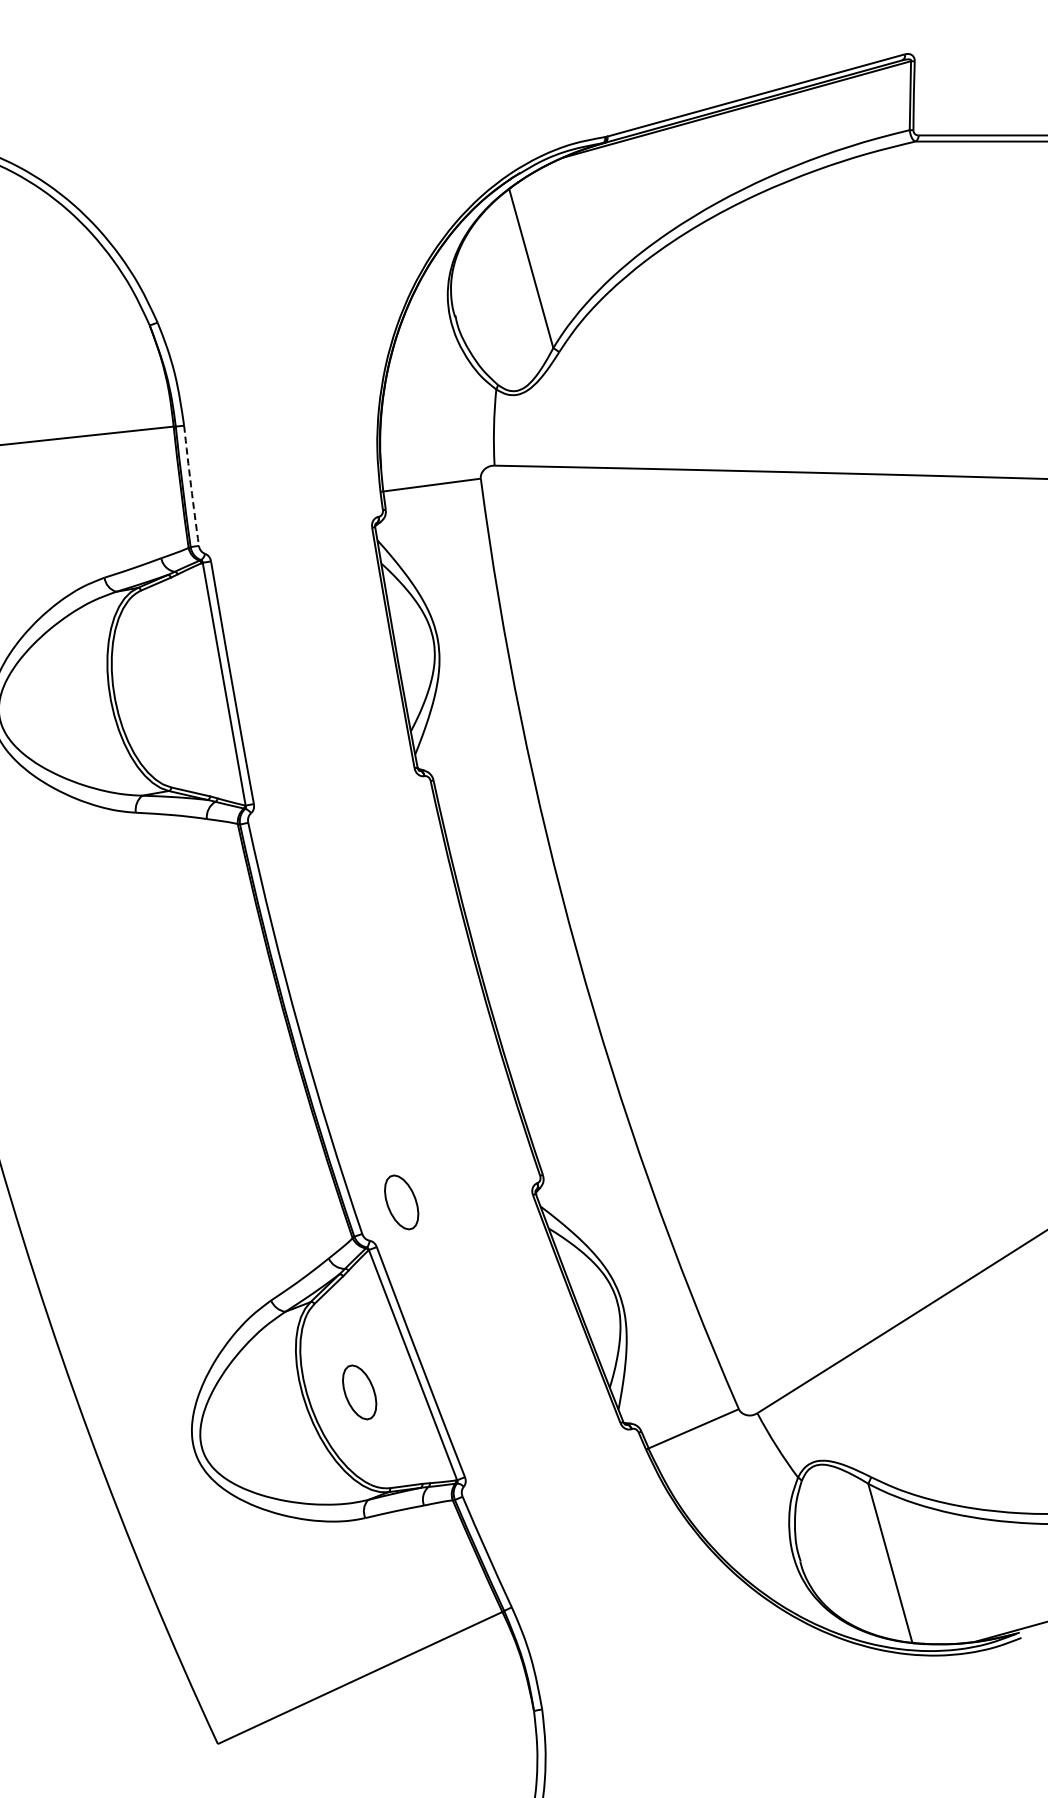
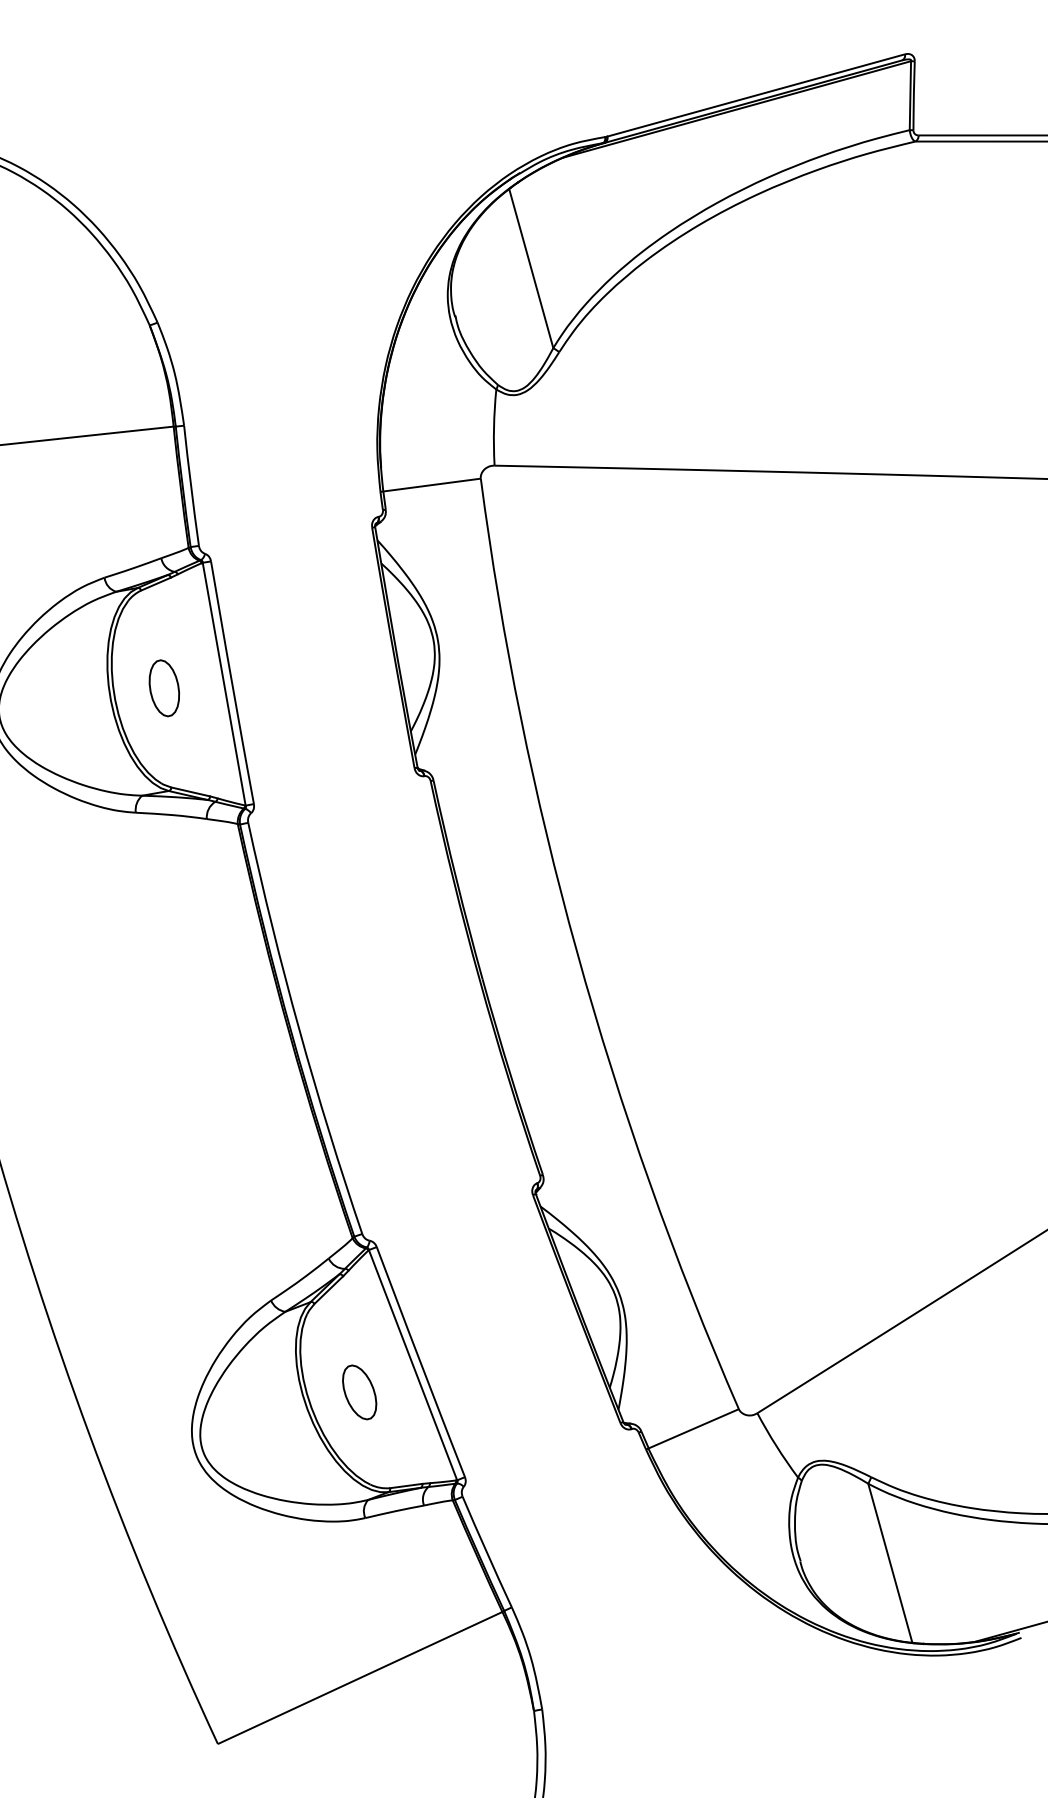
arc: dashed -> solid (191, 485)
part: none -> present (164, 688)
part: present -> none (401, 1202)
